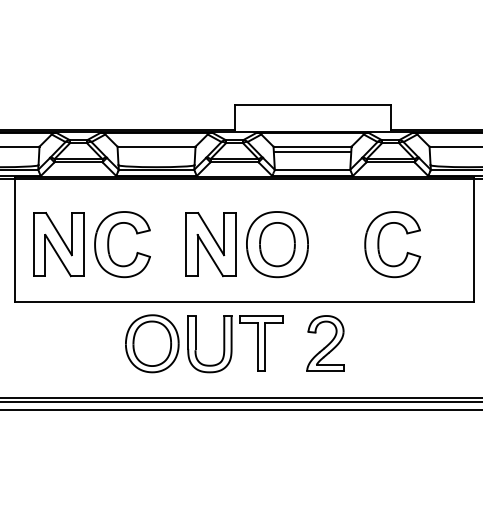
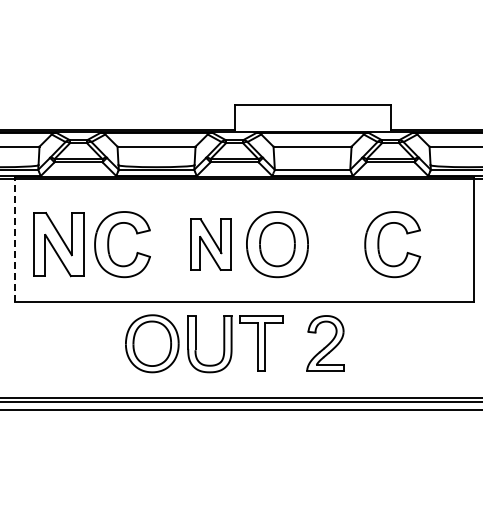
line: present -> none (312, 152)
line: solid -> dashed (15, 239)
part size: 52x66 px -> 42x53 px (210, 244)
